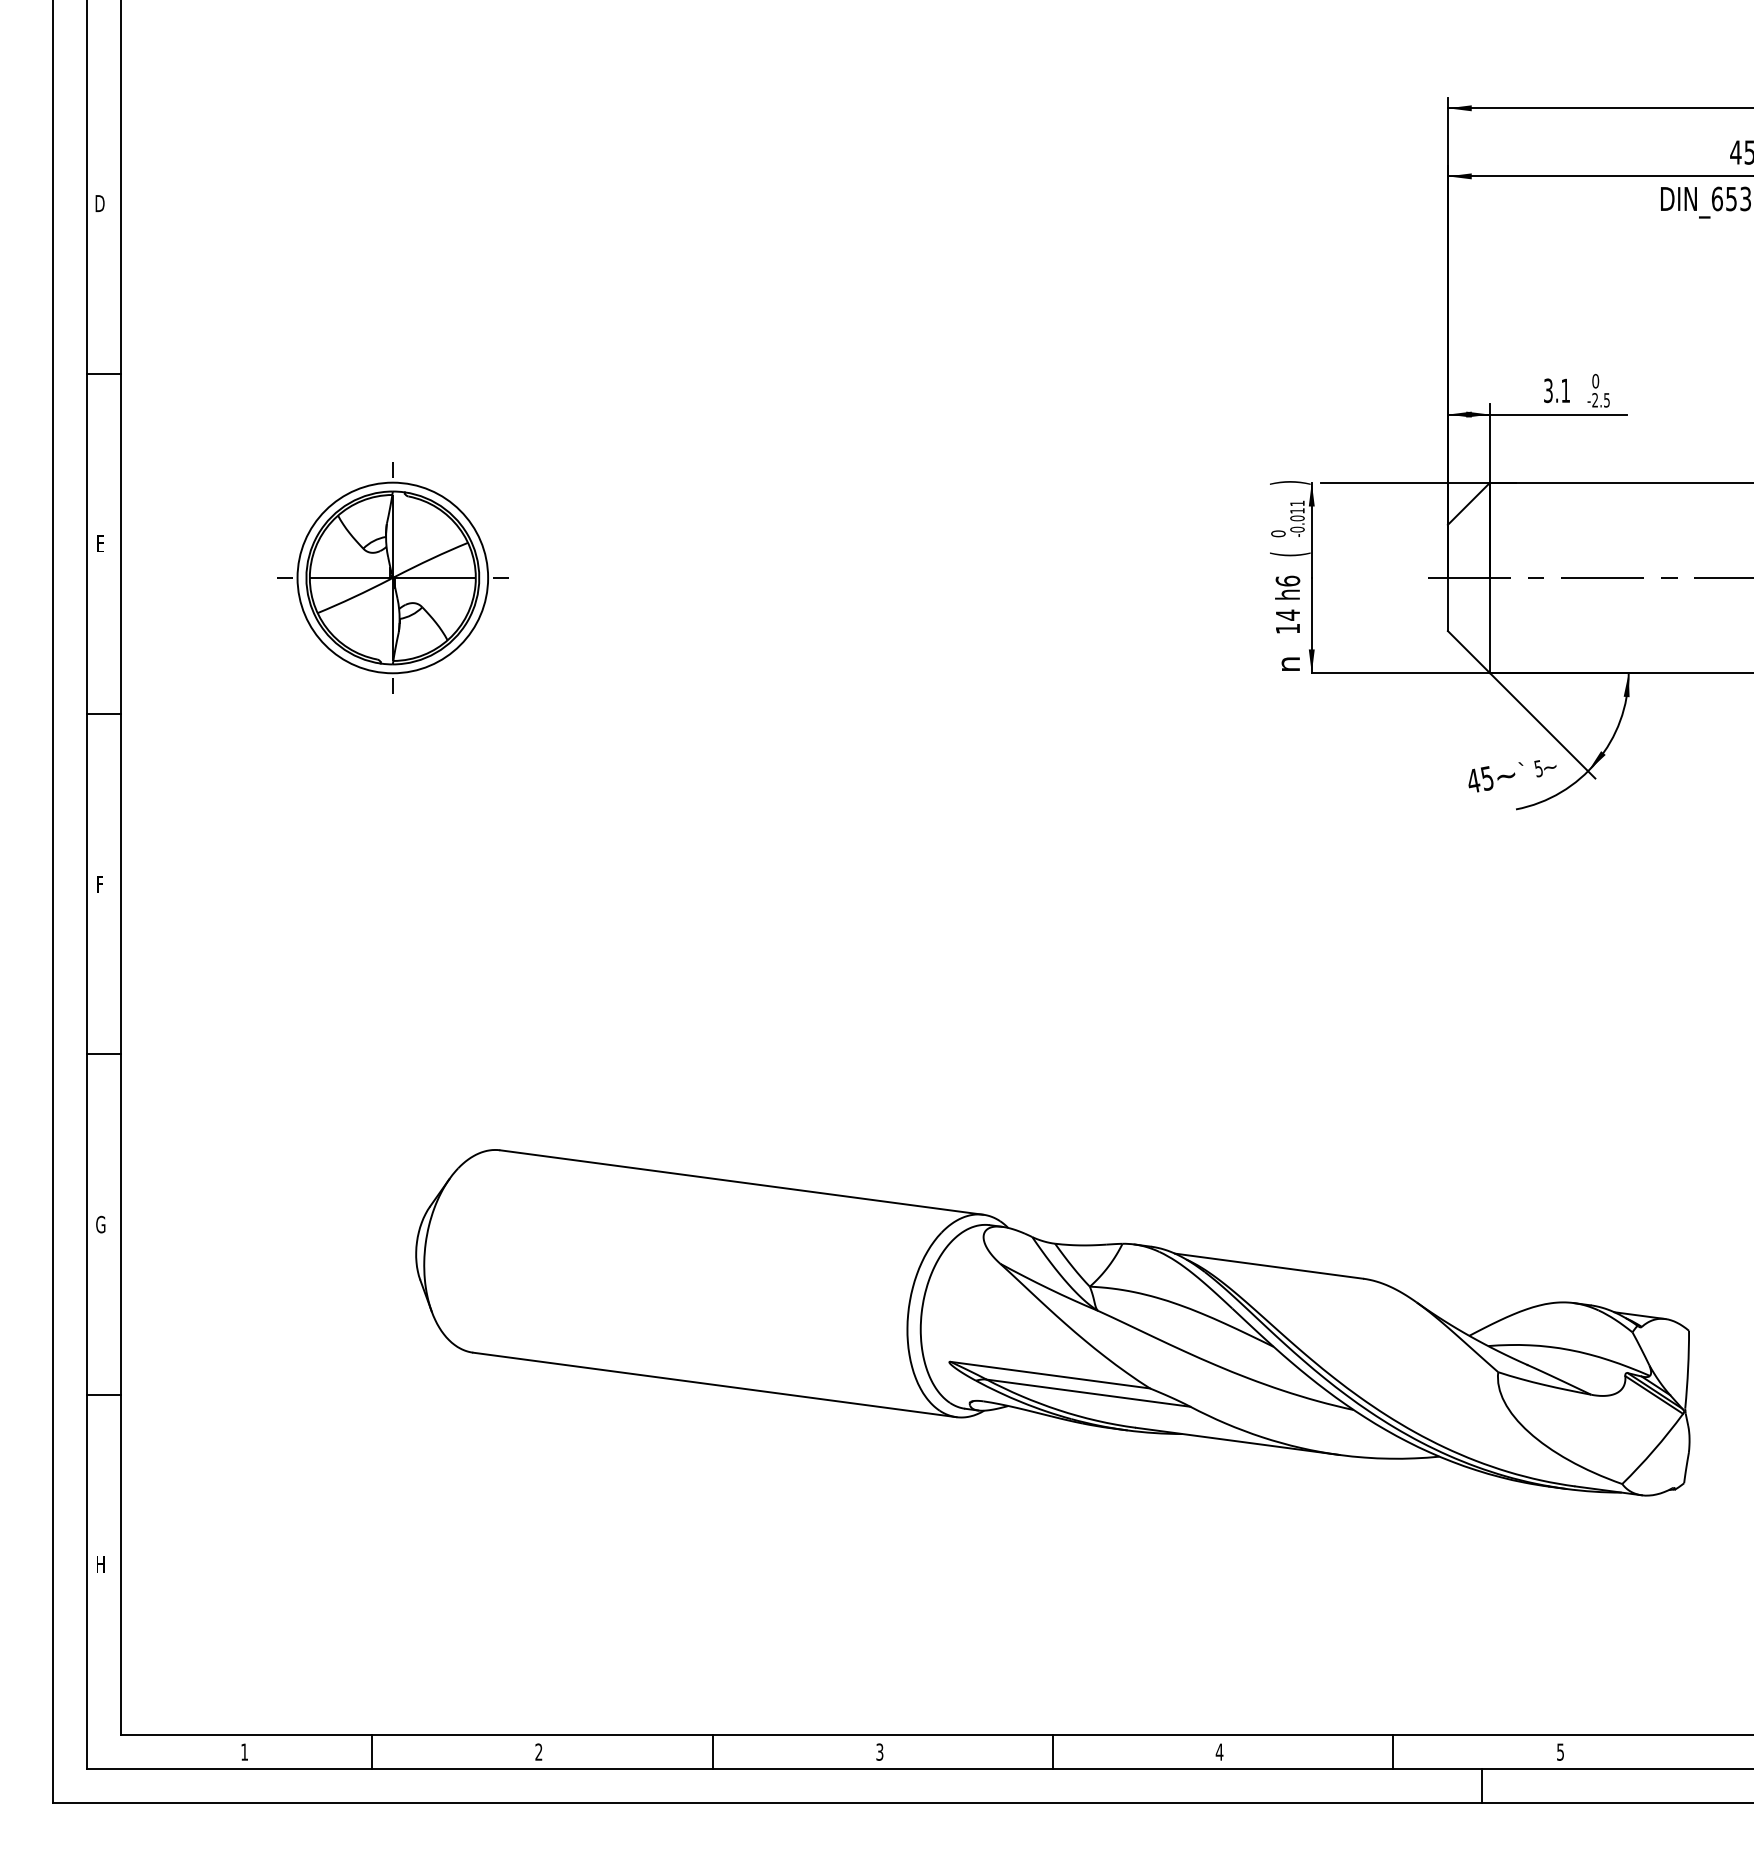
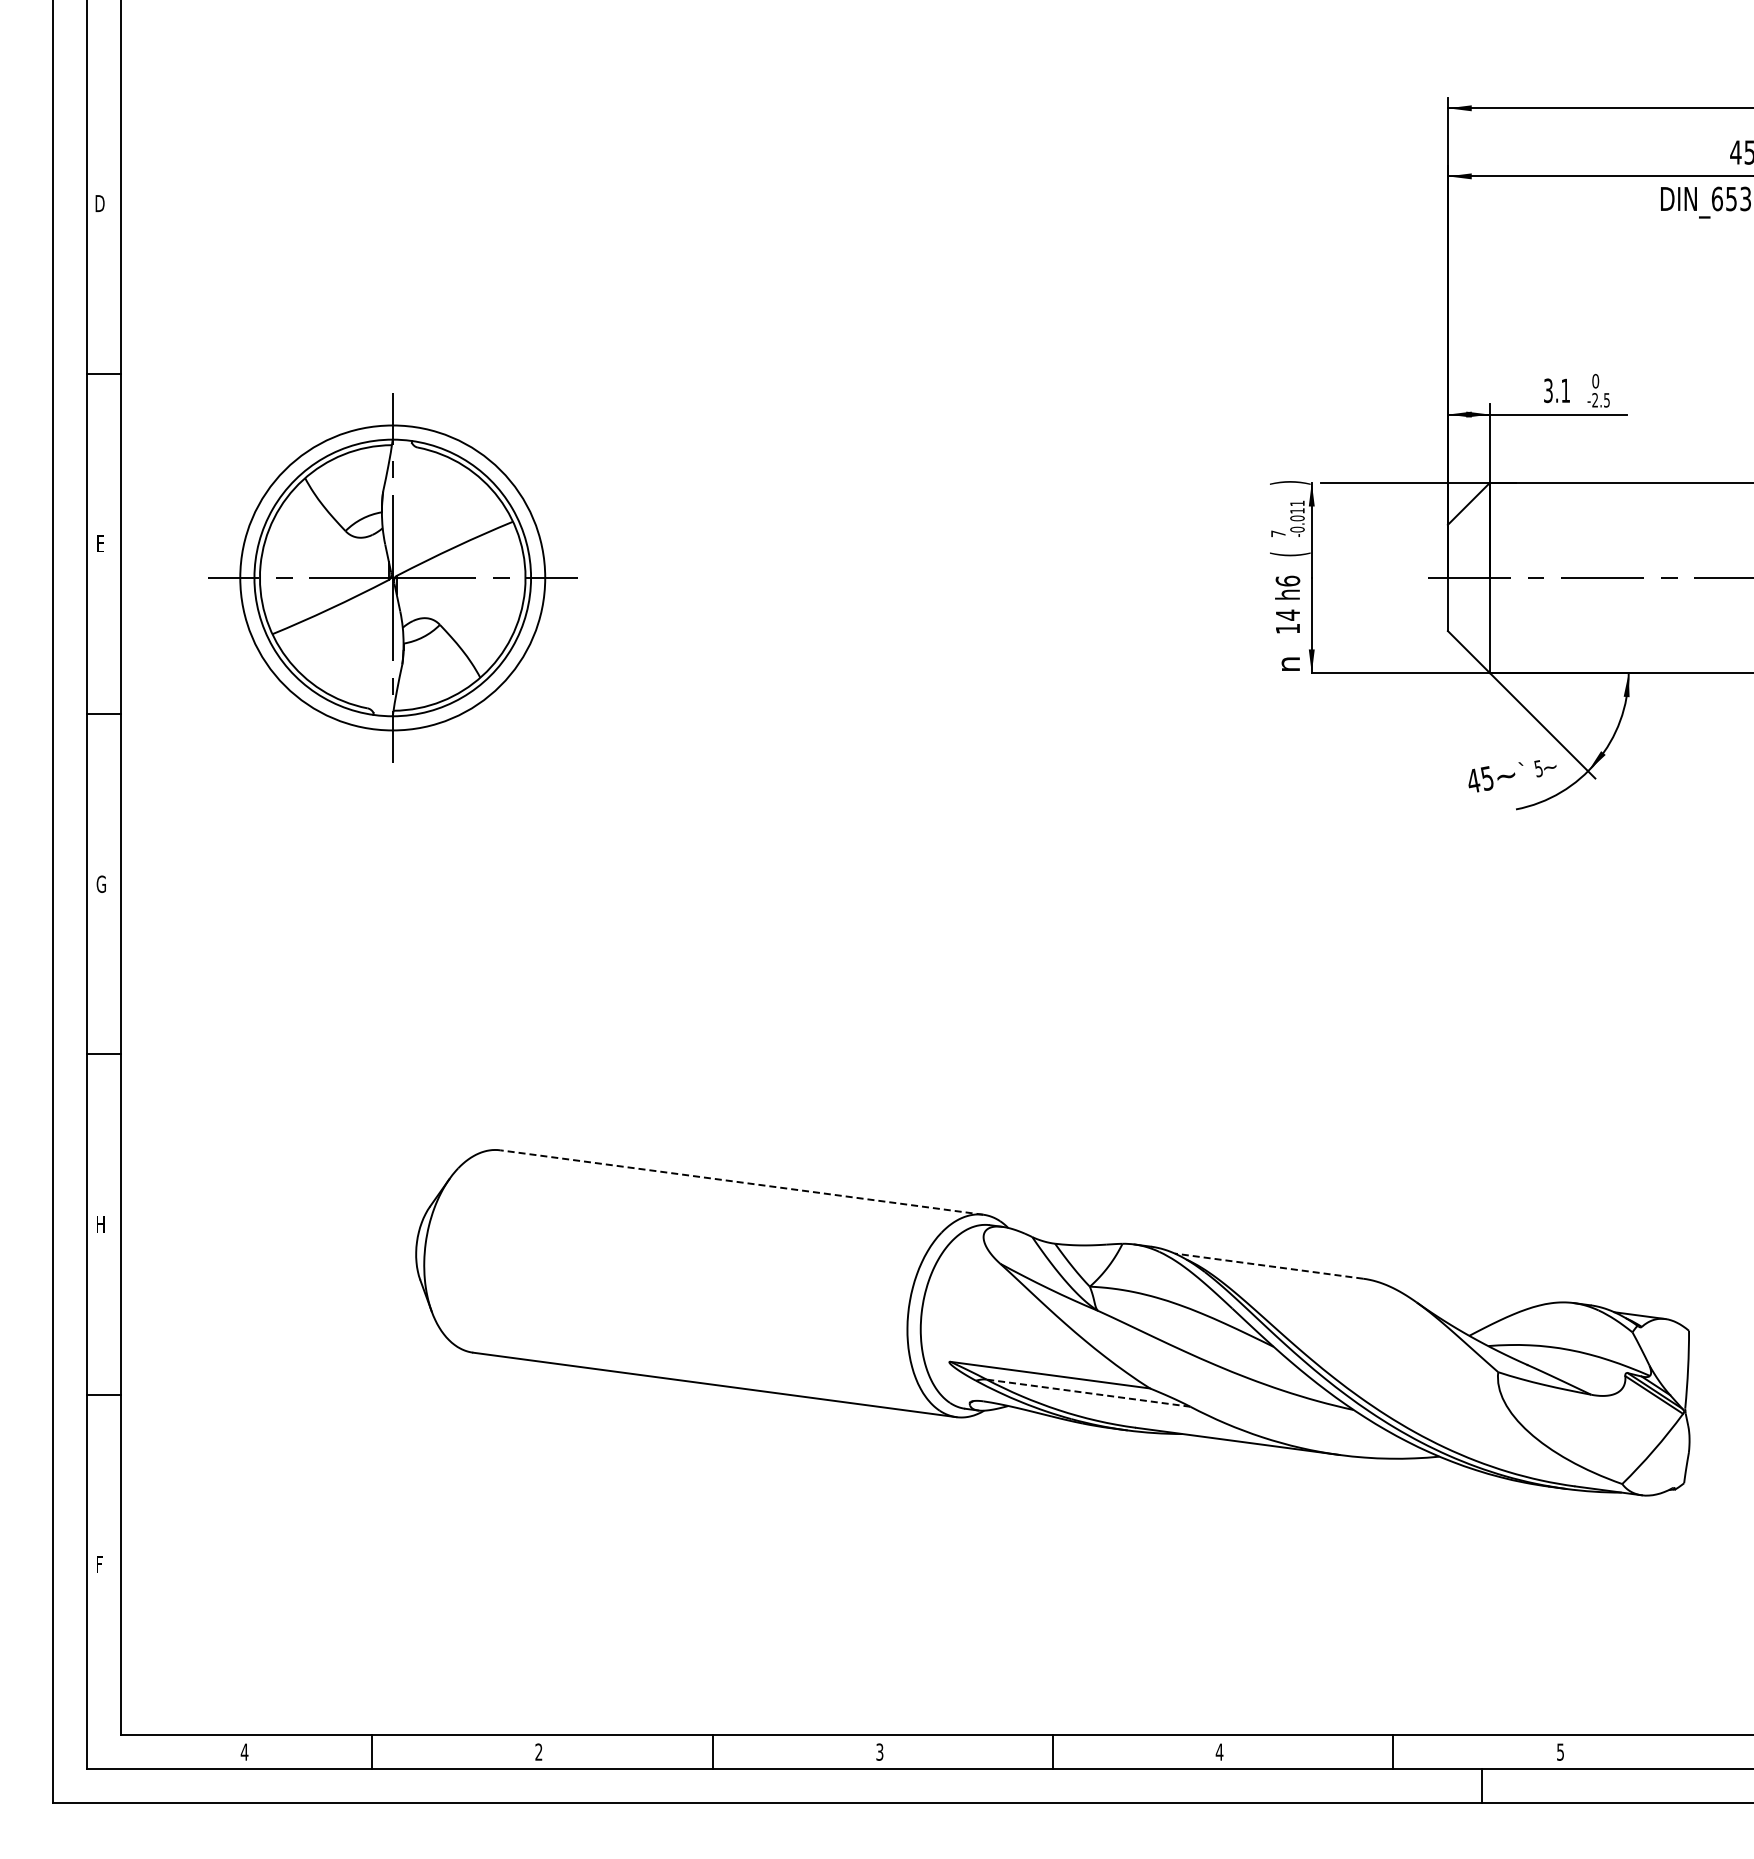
text: 0 -> 7 (1278, 533)
part size: 232x232 px -> 370x370 px (392, 577)
text: F -> G (100, 883)
line: solid -> dashed (741, 1182)
text: G -> H (100, 1224)
line: solid -> dashed (1269, 1266)
line: solid -> dashed (1088, 1393)
text: H -> F (101, 1564)
text: 1 -> 4 (244, 1751)
